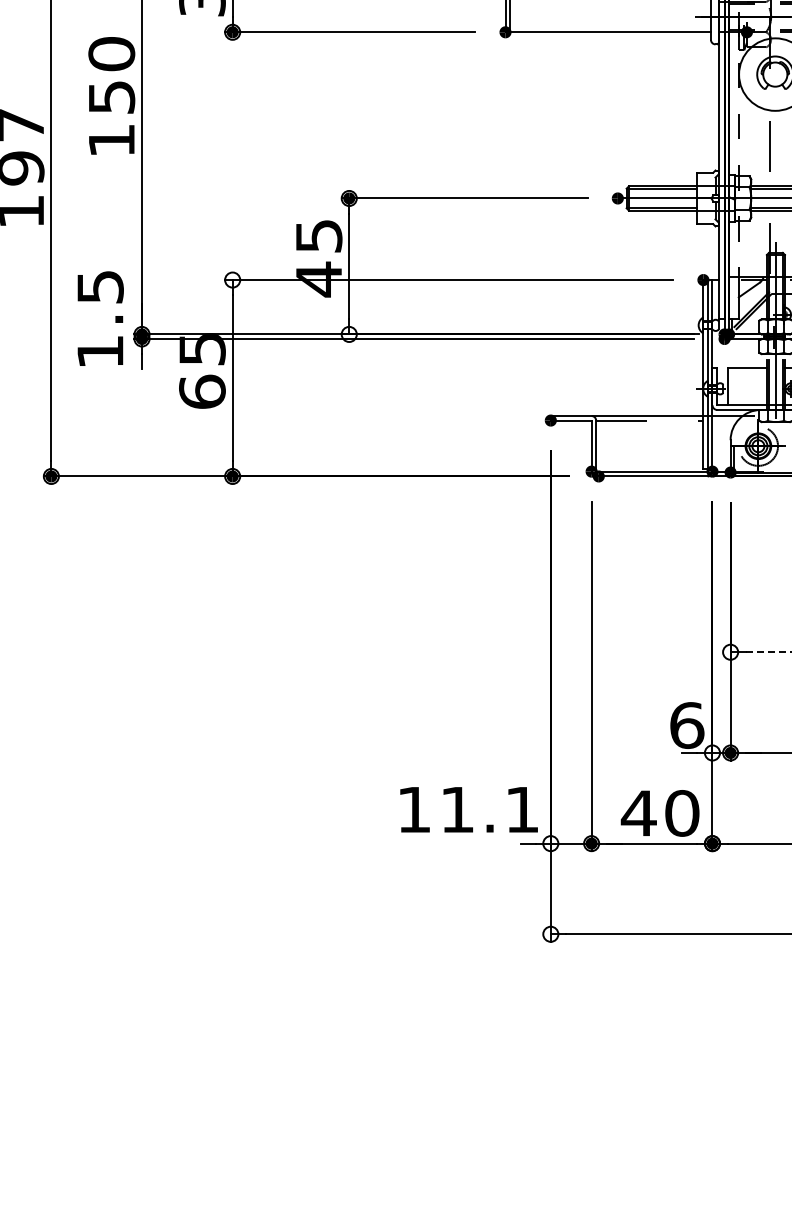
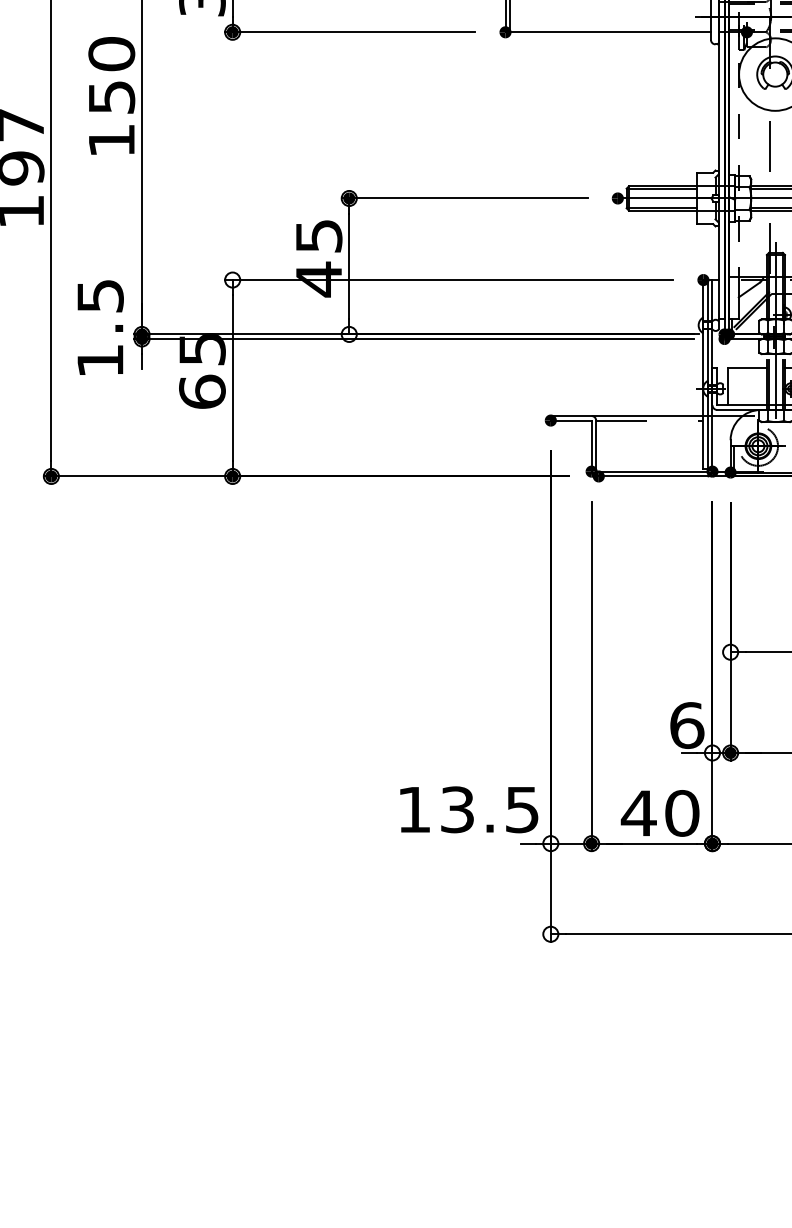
text position: (100, 318) -> (100, 327) (100, 327)
line: dashed -> solid (768, 652)
text: 11.1 -> 13.5 (489, 809)
